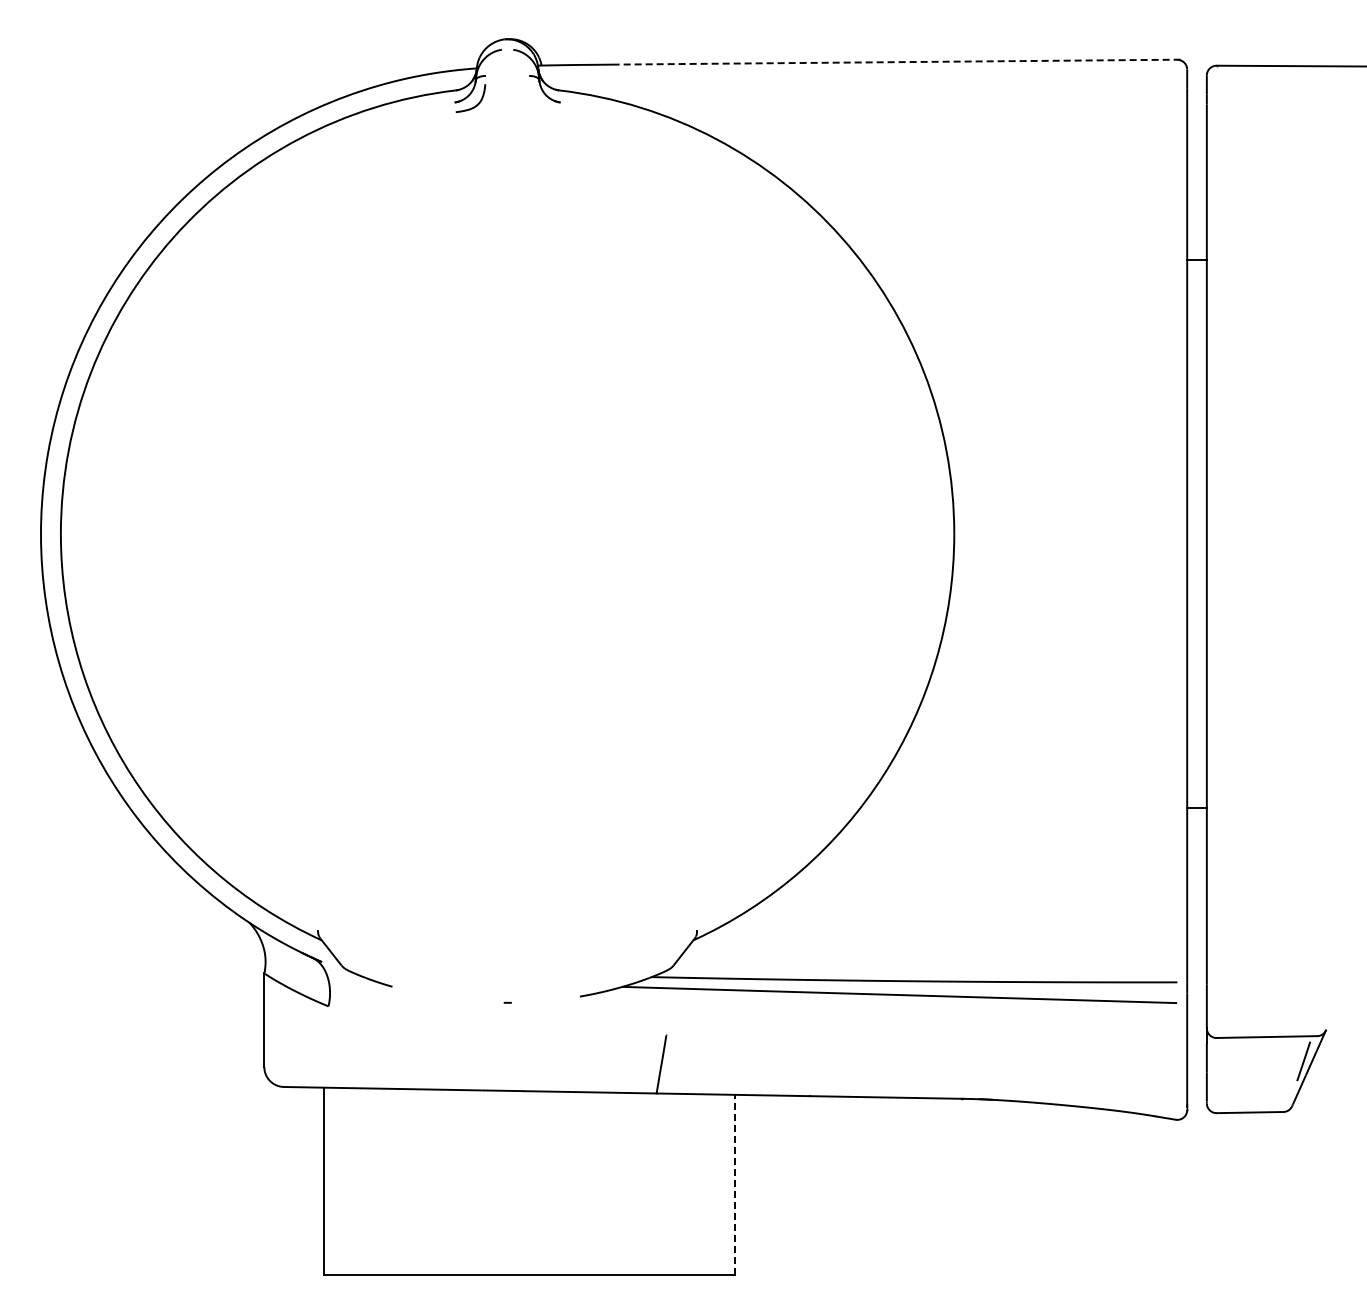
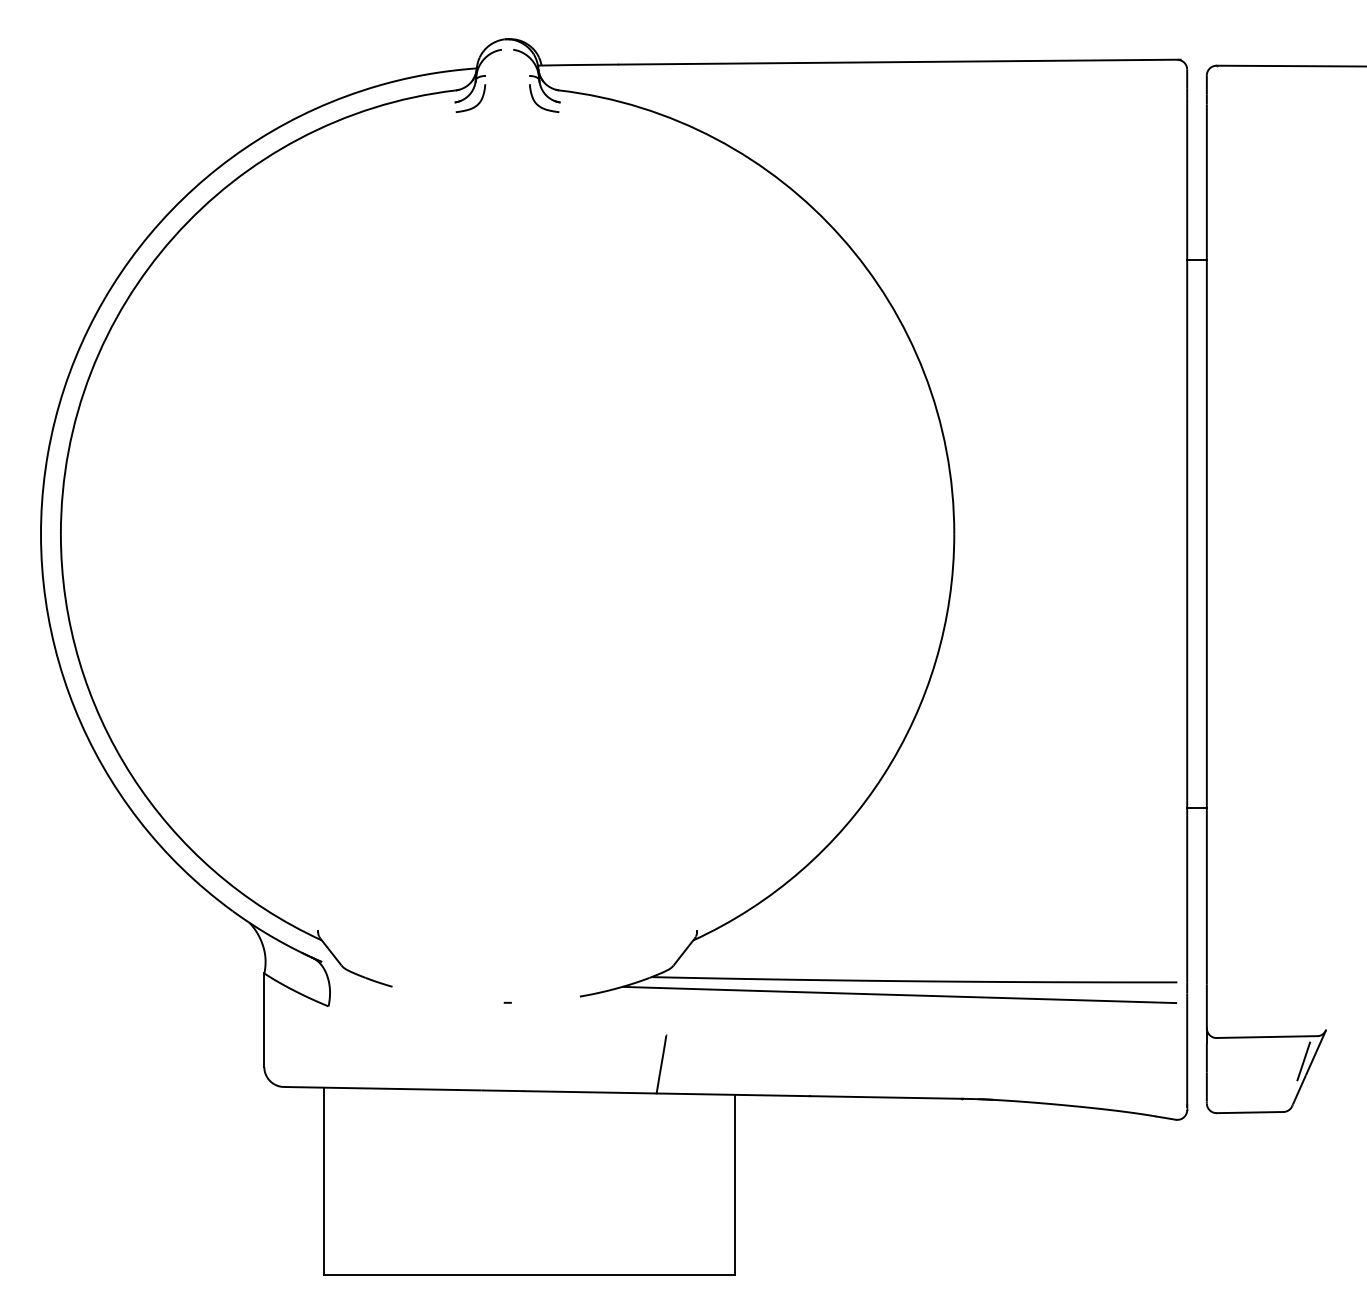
line: dashed -> solid (899, 62)
curve: none -> present (538, 104)
line: dashed -> solid (734, 1184)
